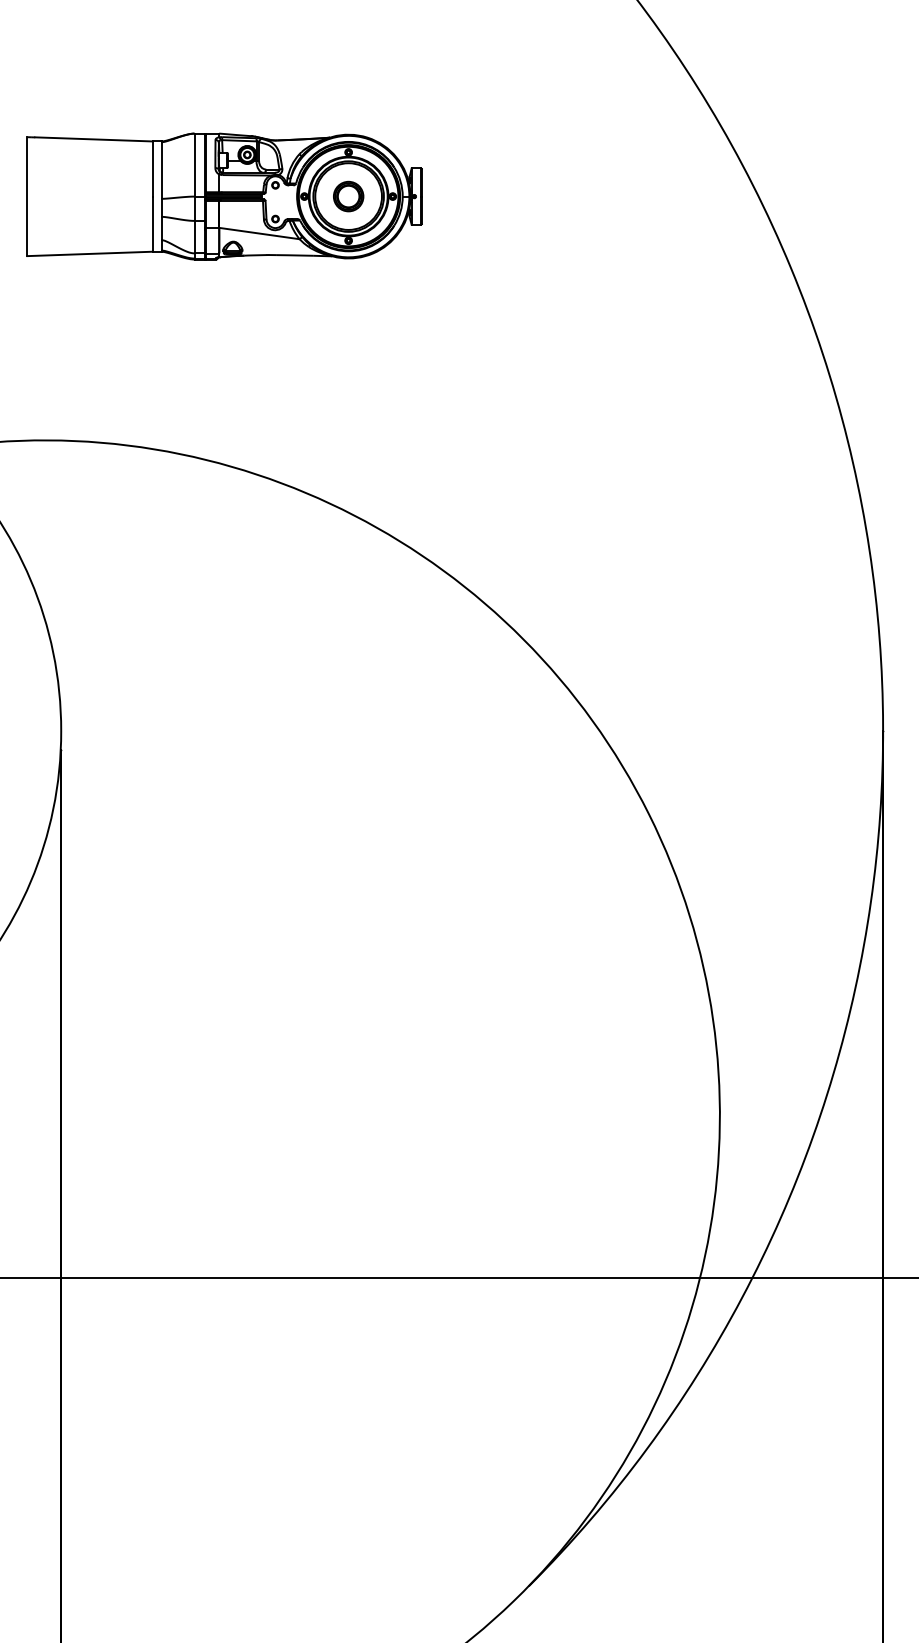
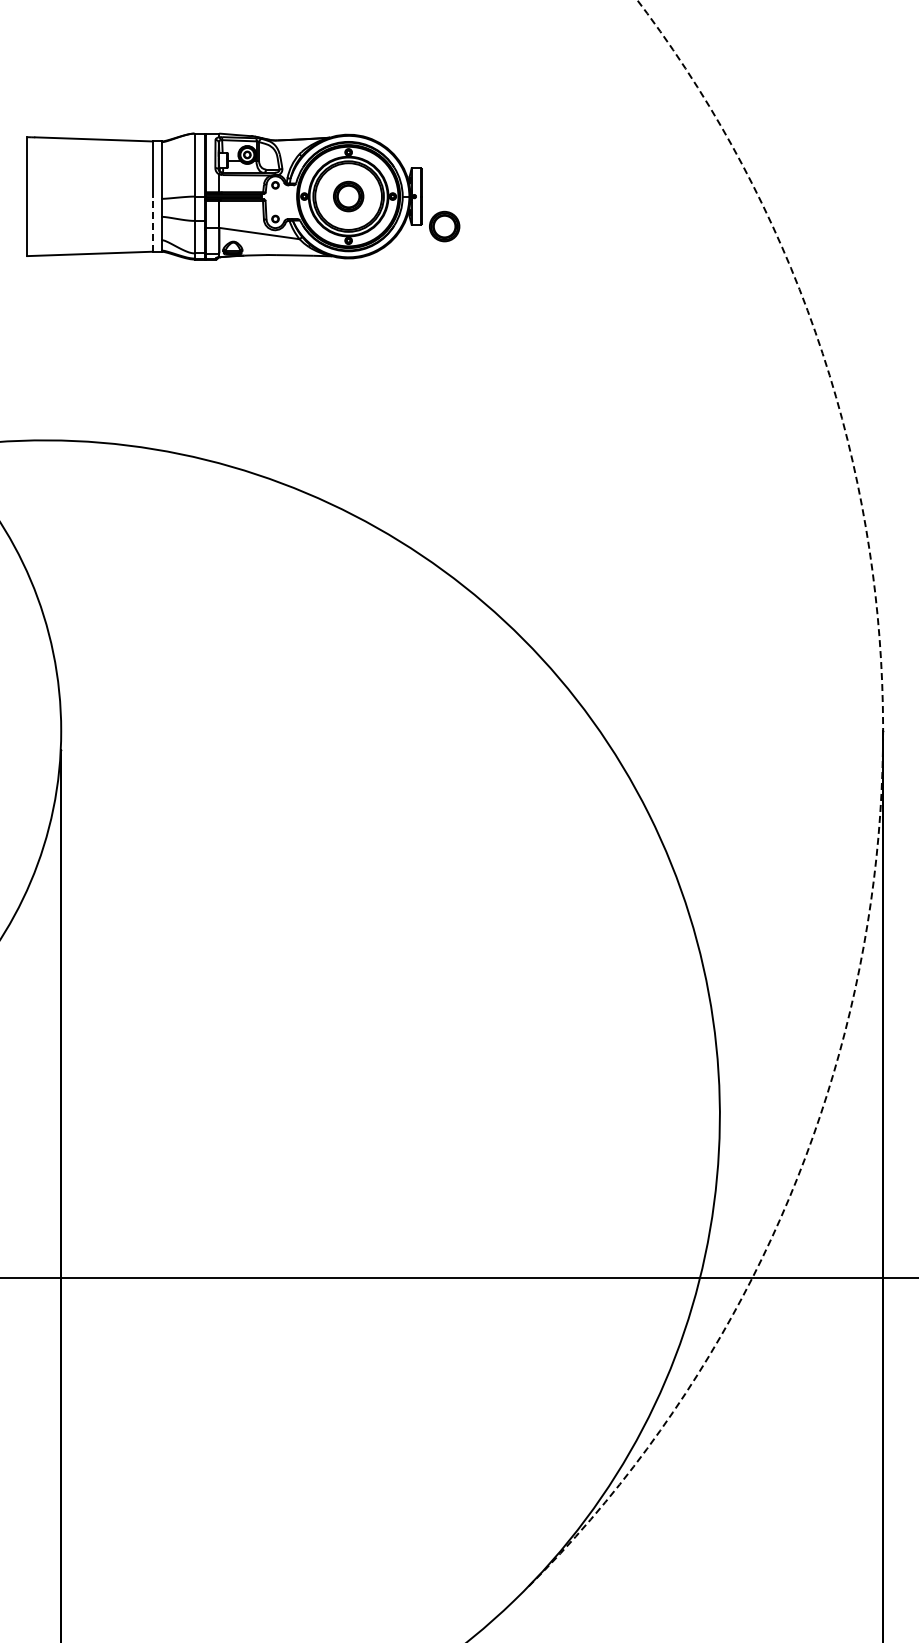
line: solid -> dashed (152, 224)
part: none -> present (444, 226)
arc: solid -> dashed (880, 810)
